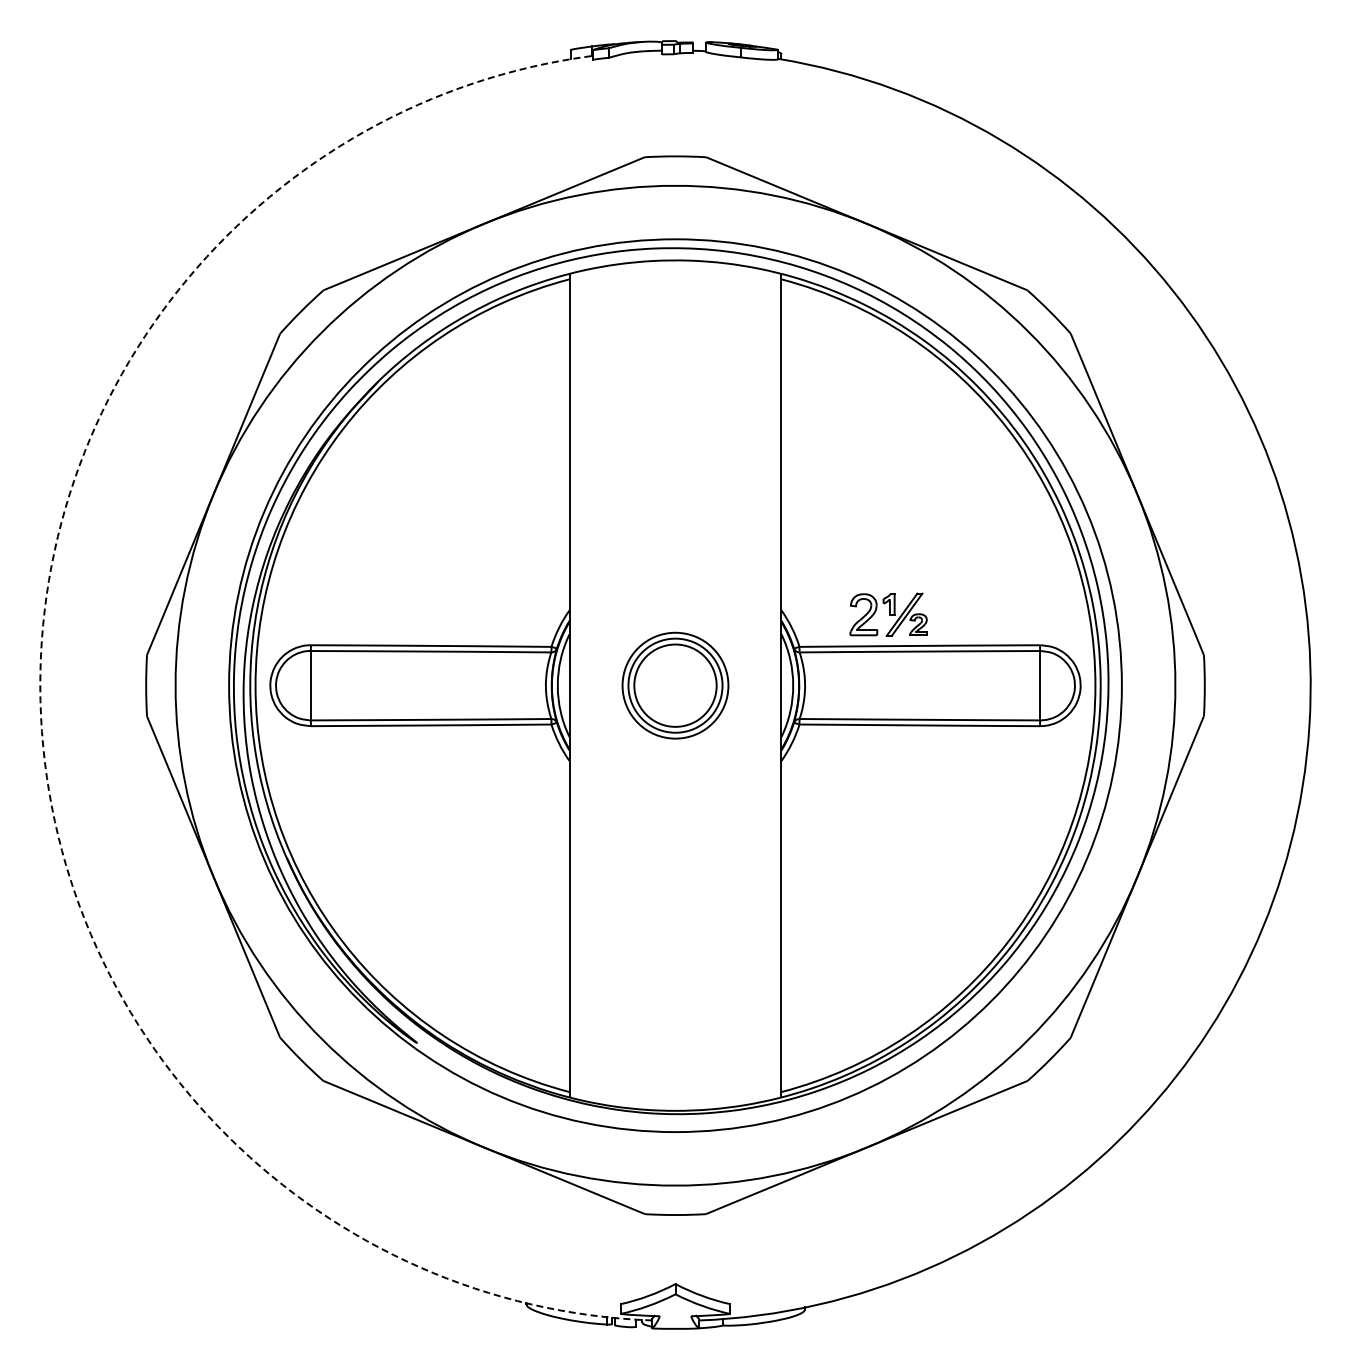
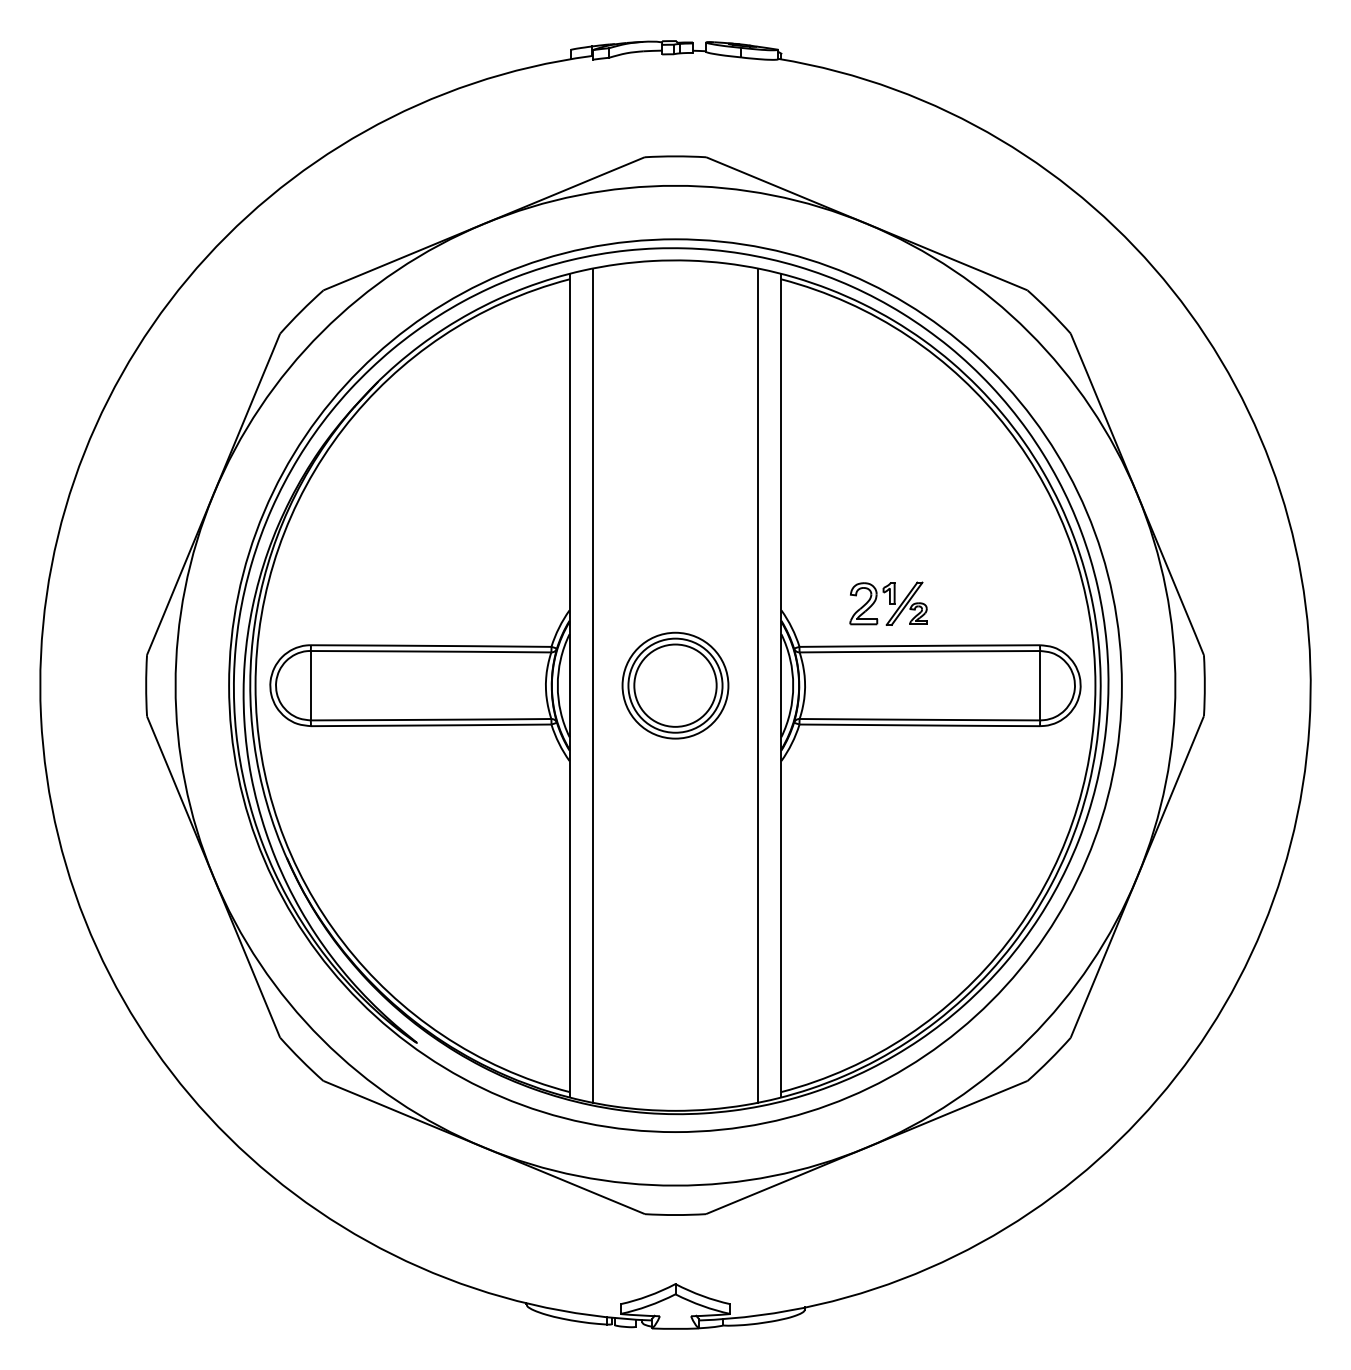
part position: (888, 614) -> (888, 603) (888, 603)
line: none -> present (593, 685)
line: none -> present (757, 685)
arc: dashed -> solid (41, 716)
